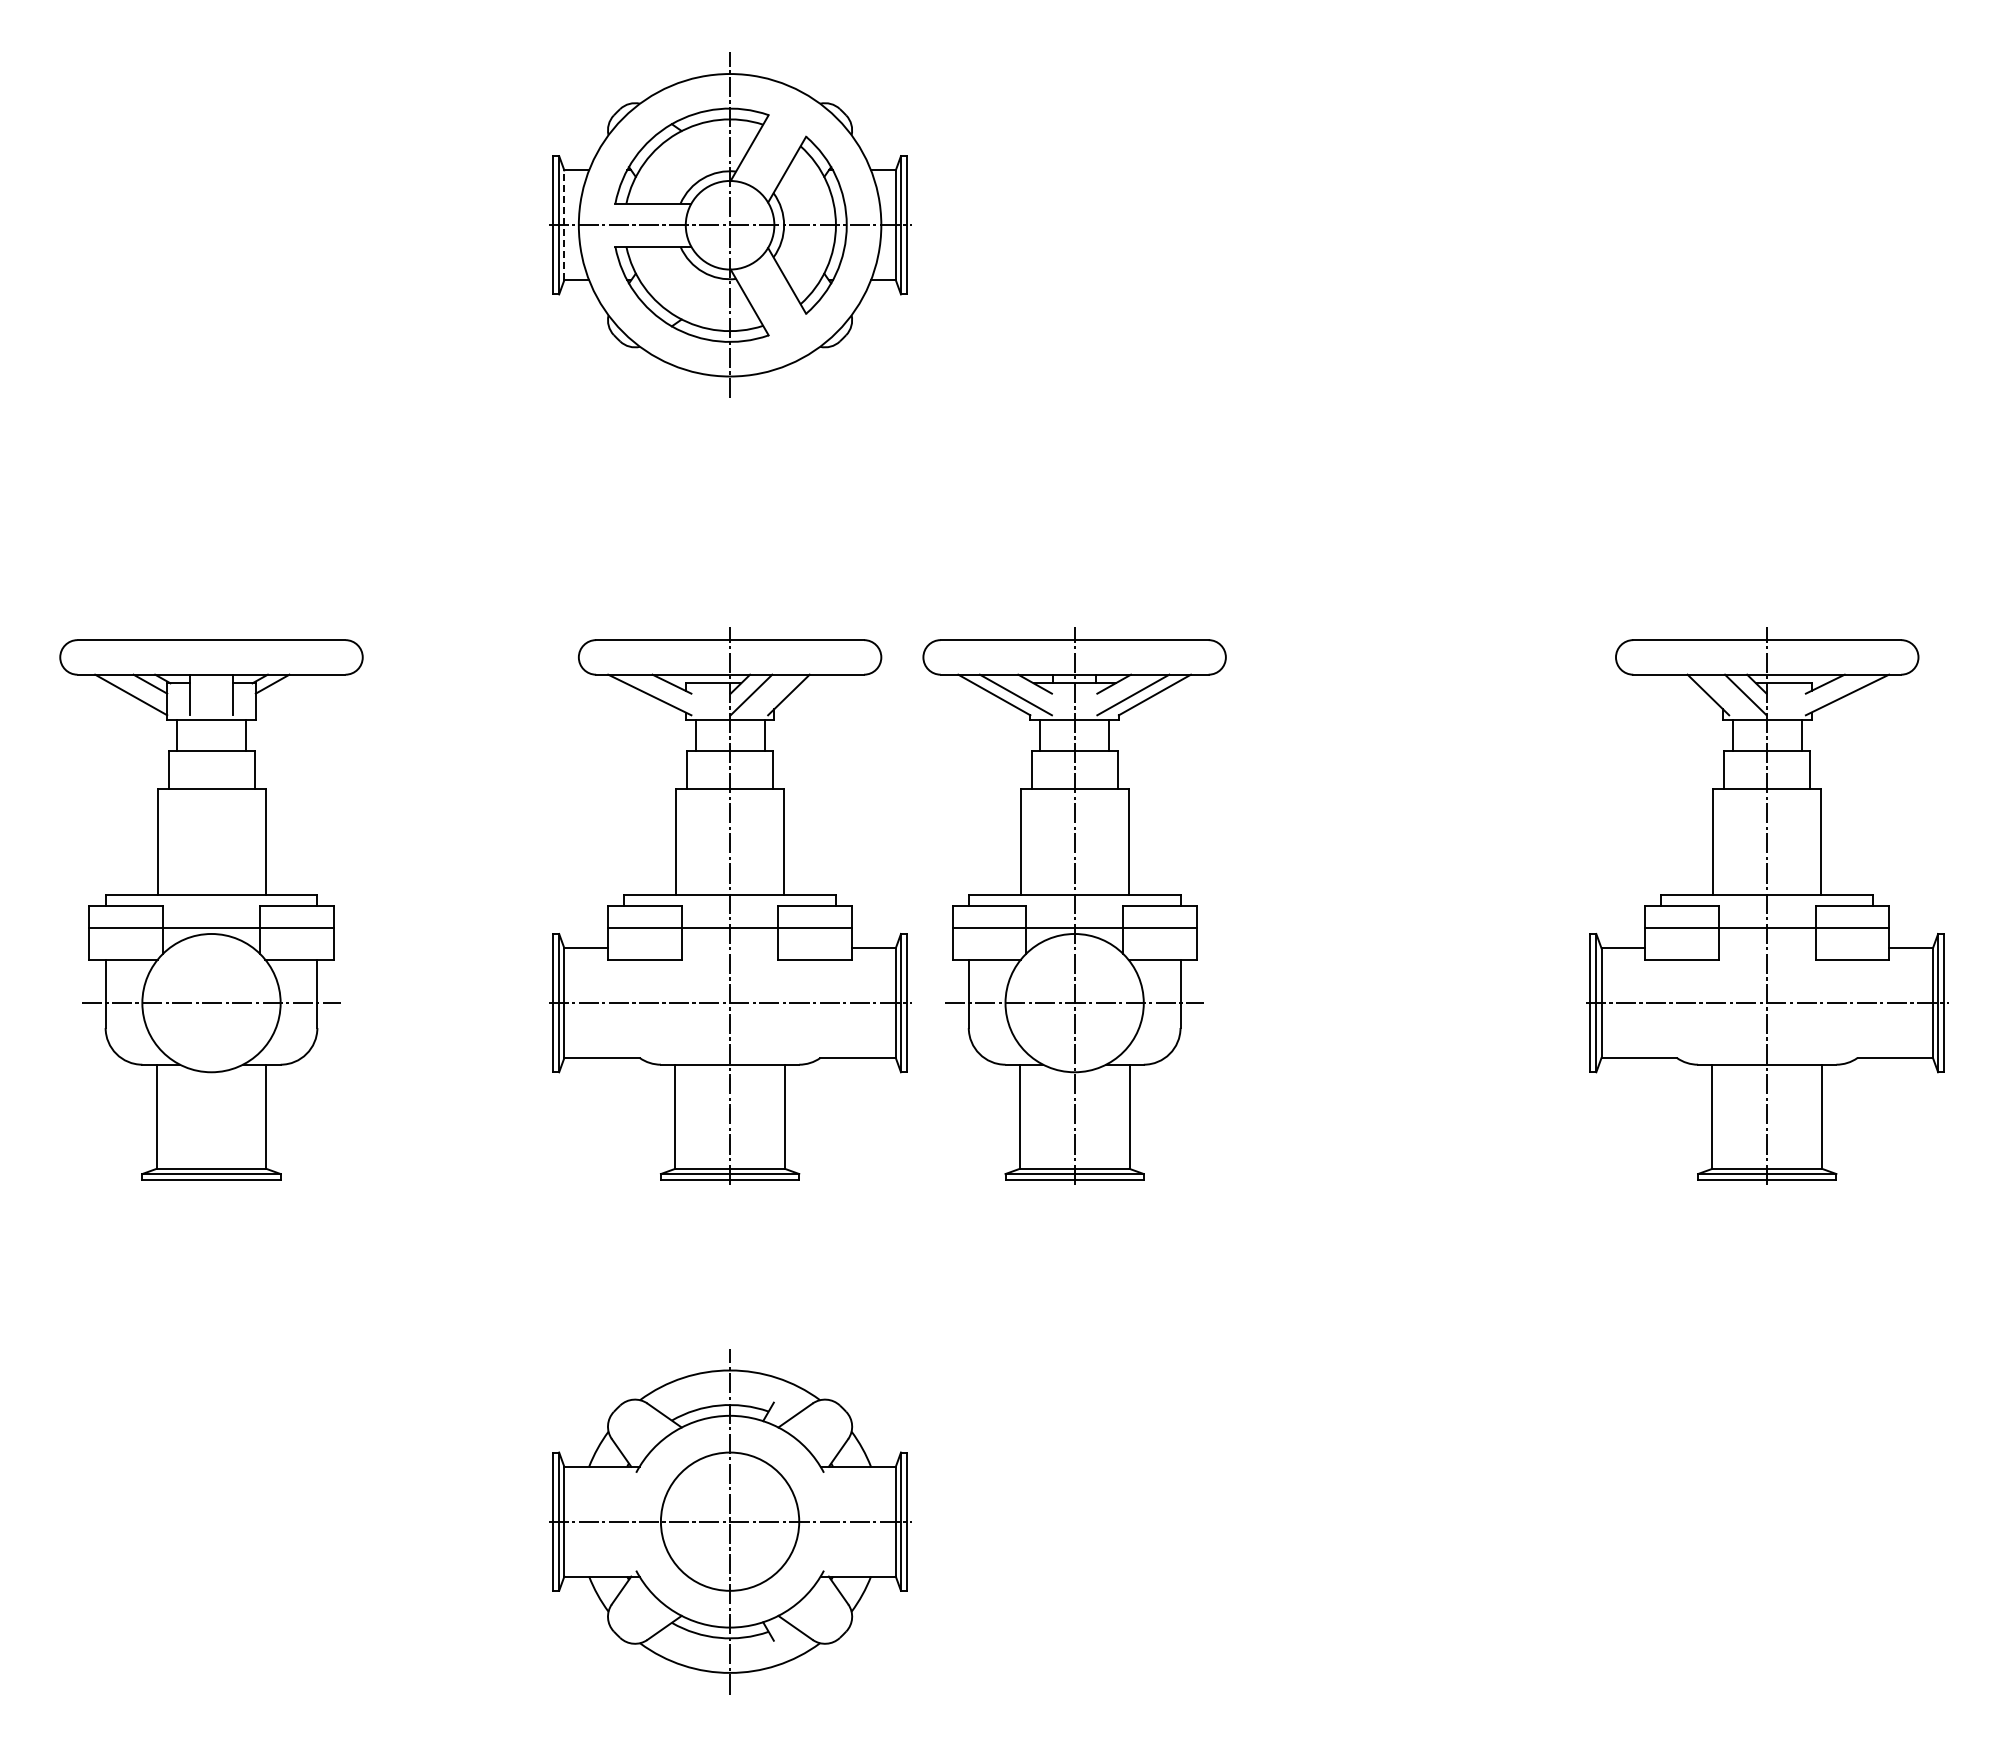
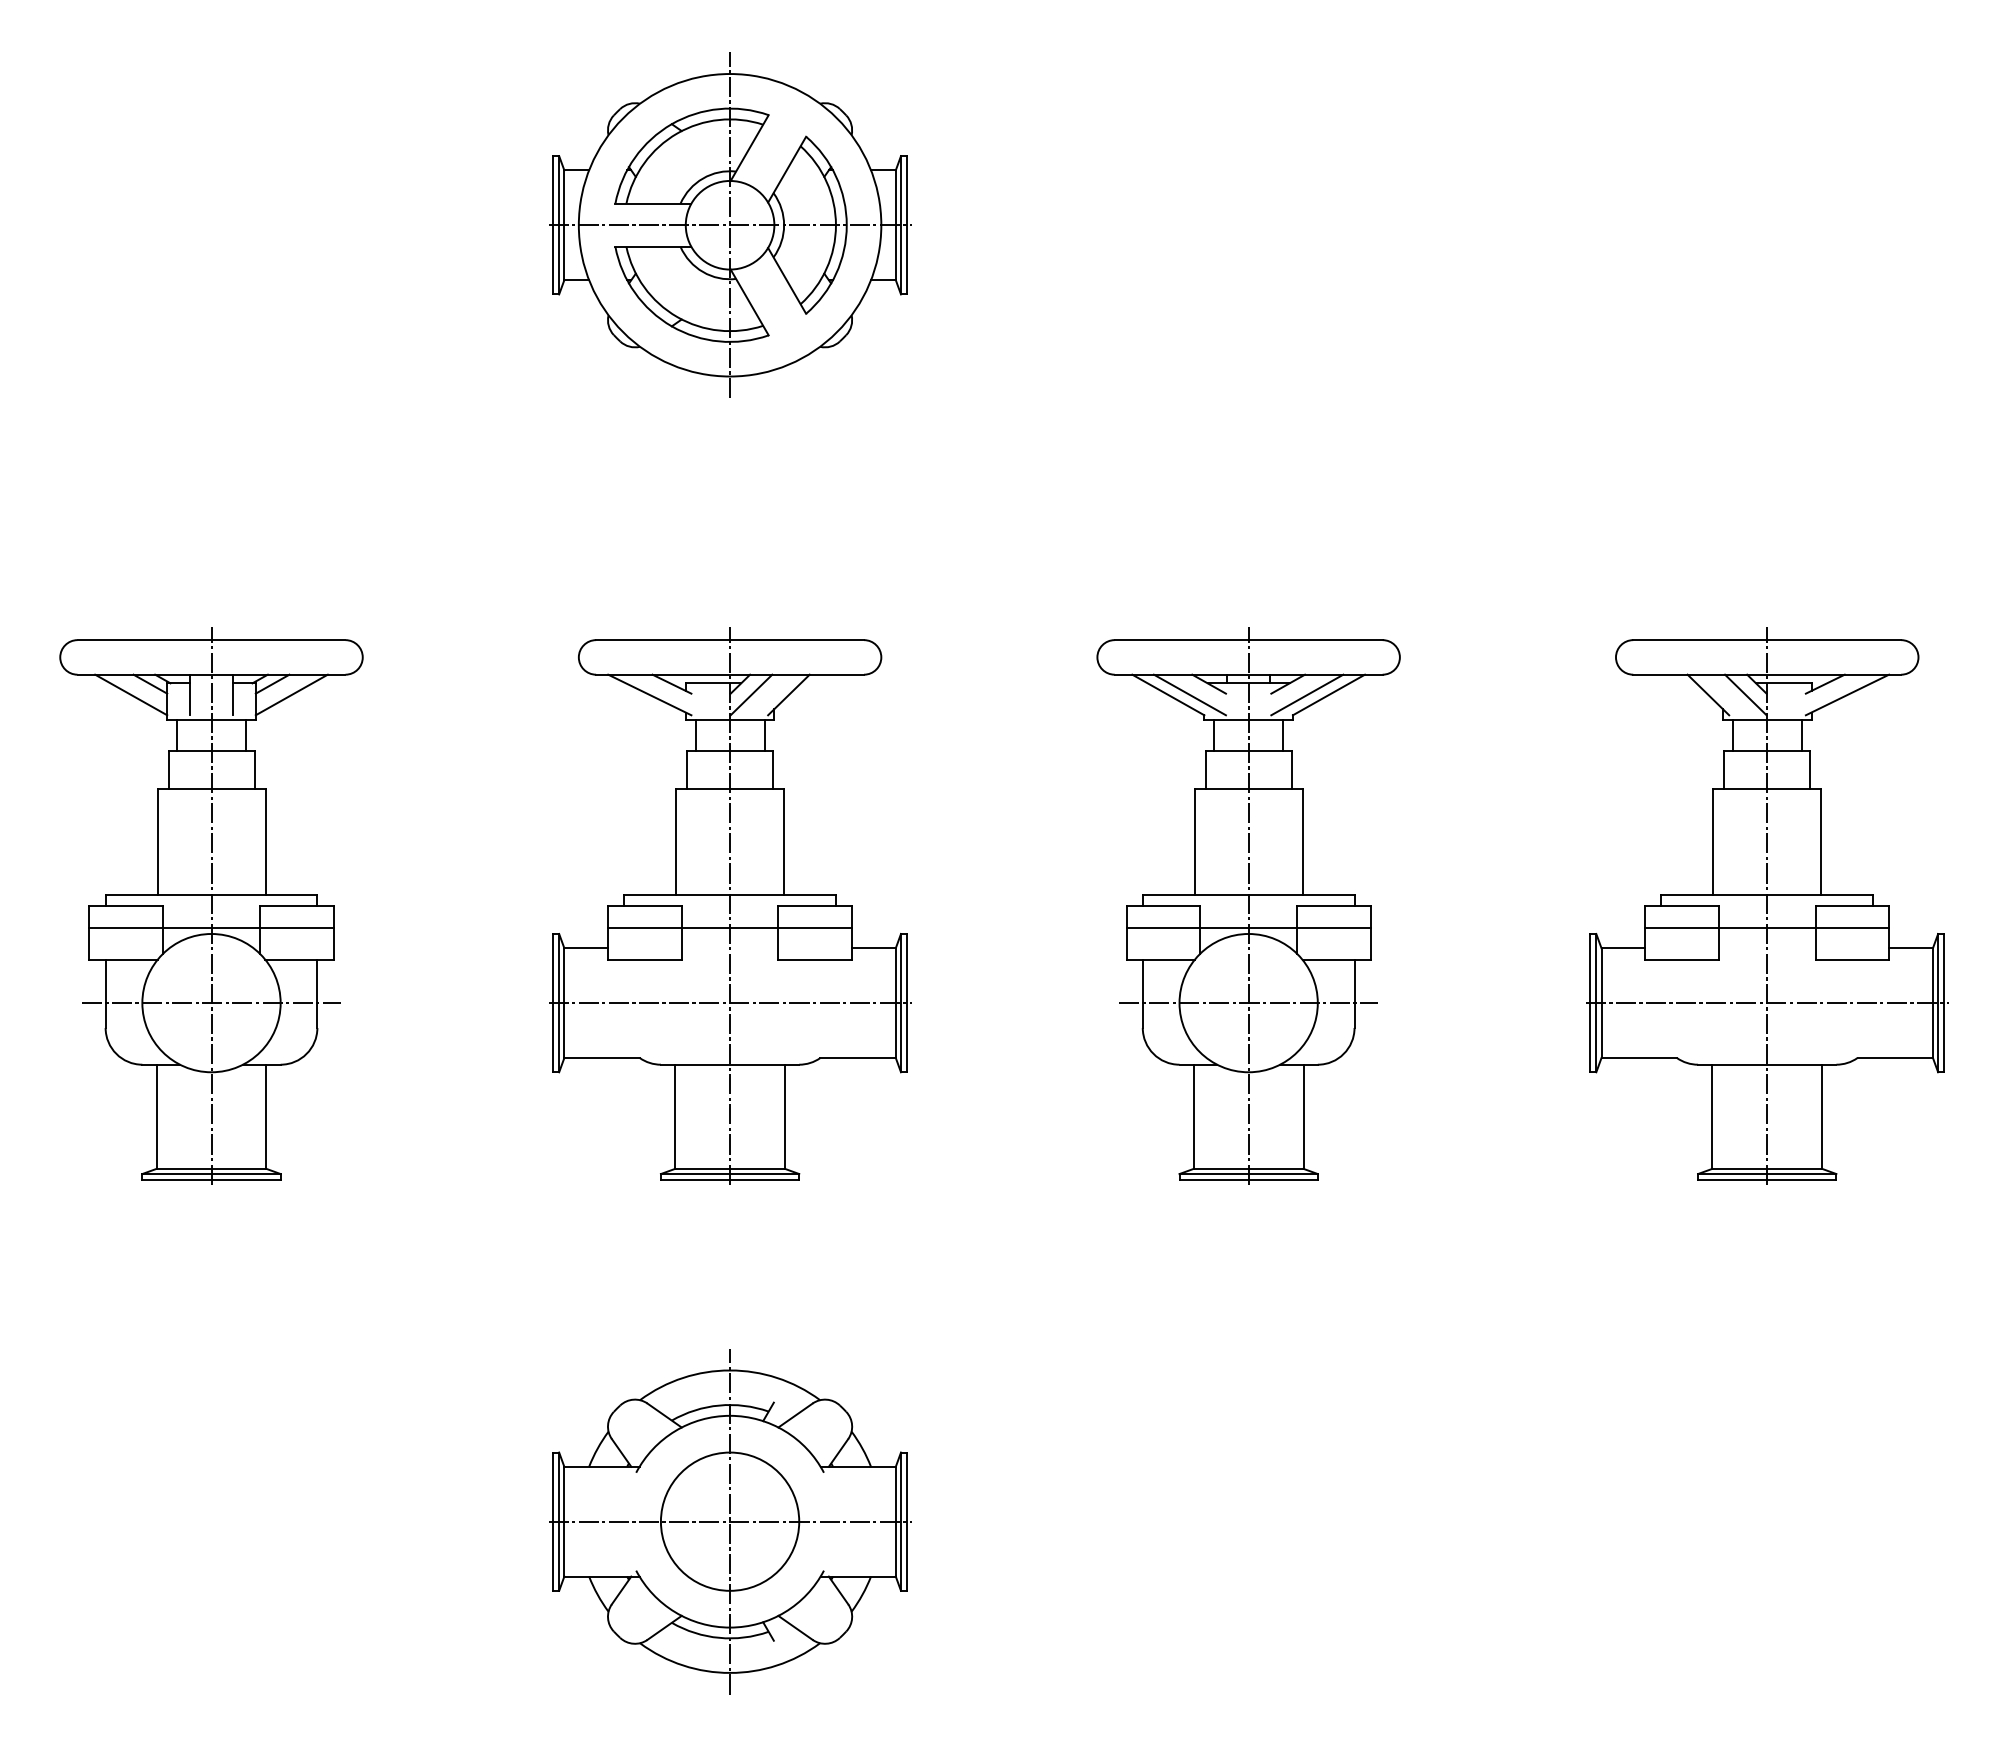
line: dashed -> solid (564, 225)
line: none -> present (291, 694)
line: none -> present (211, 905)
part position: (1074, 905) -> (1248, 905) (1248, 905)
